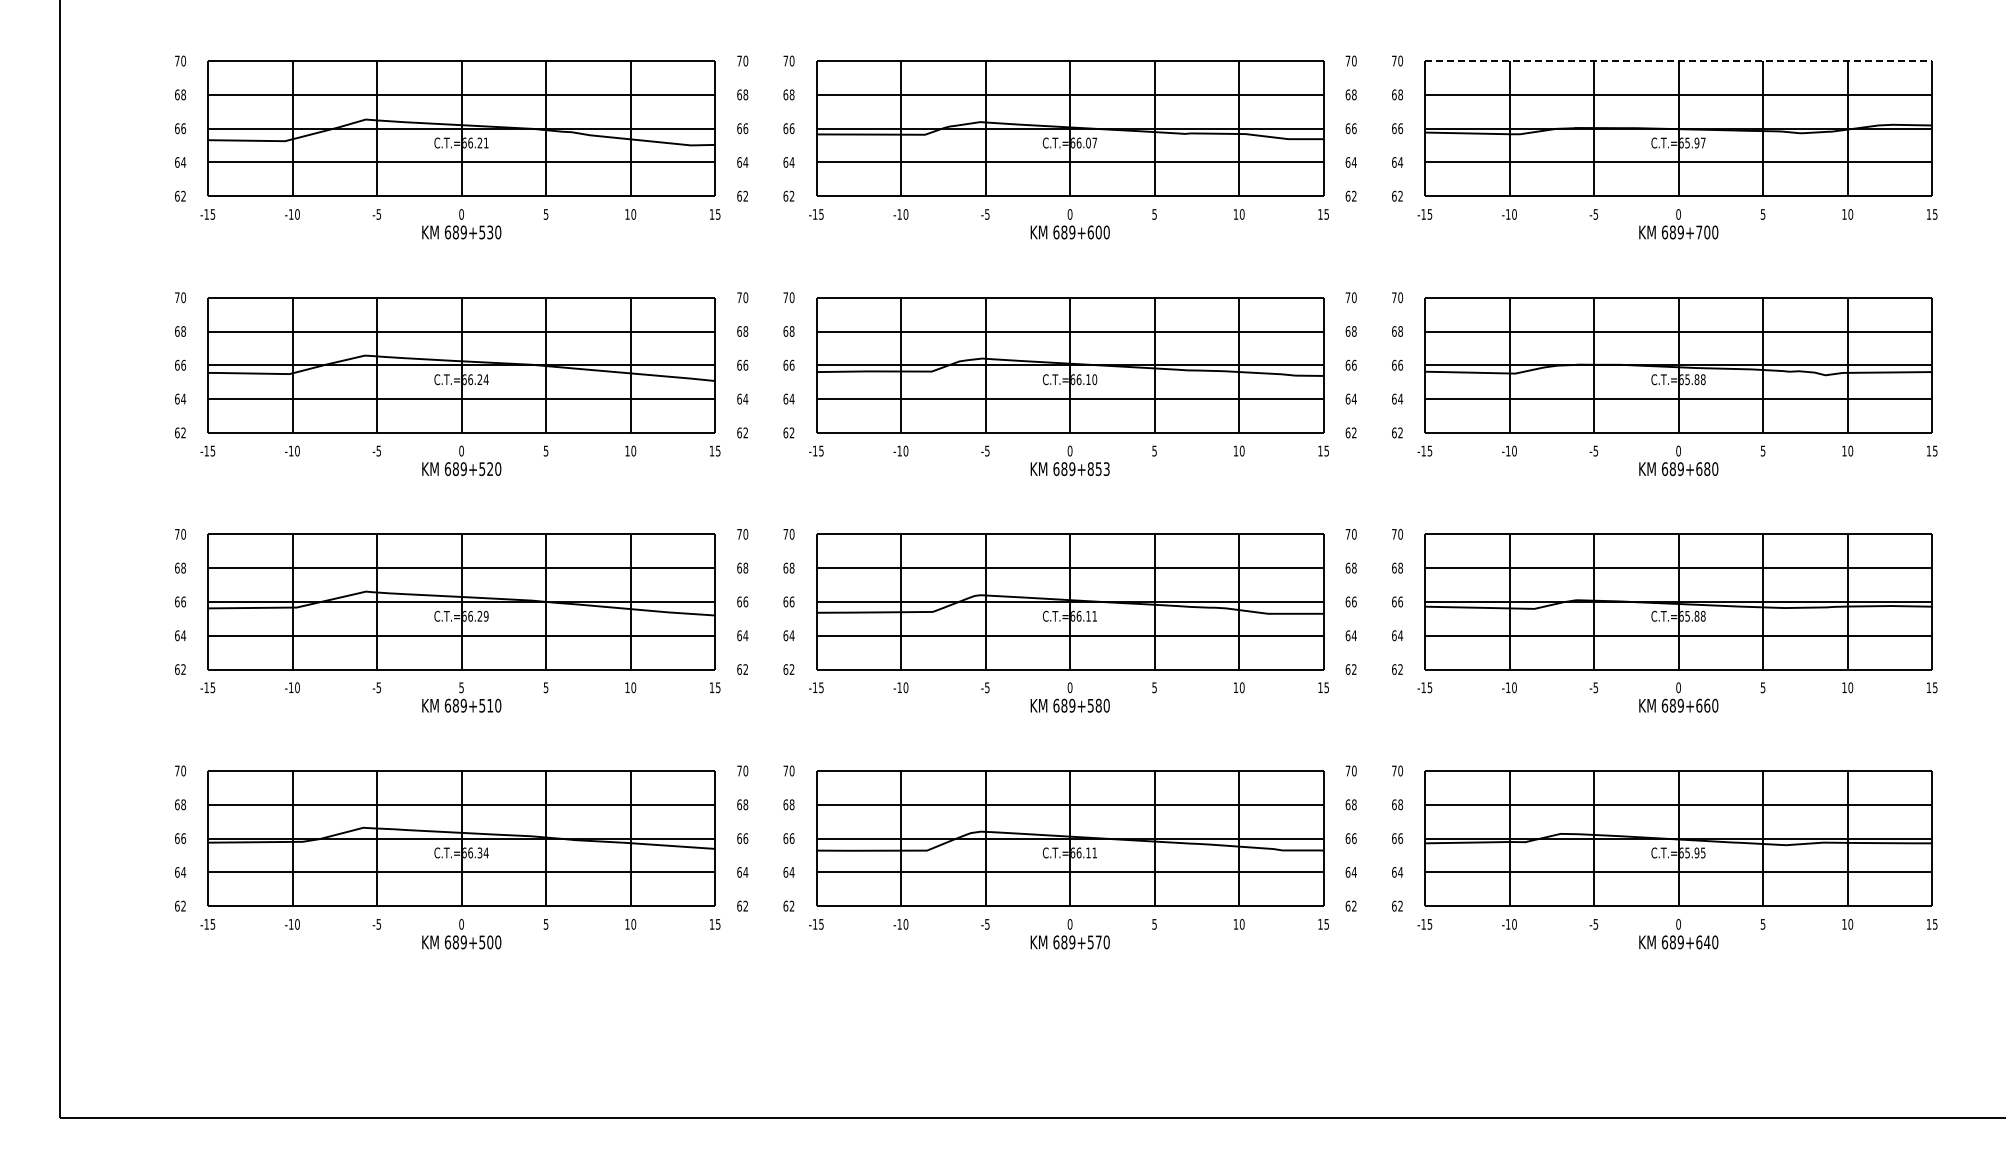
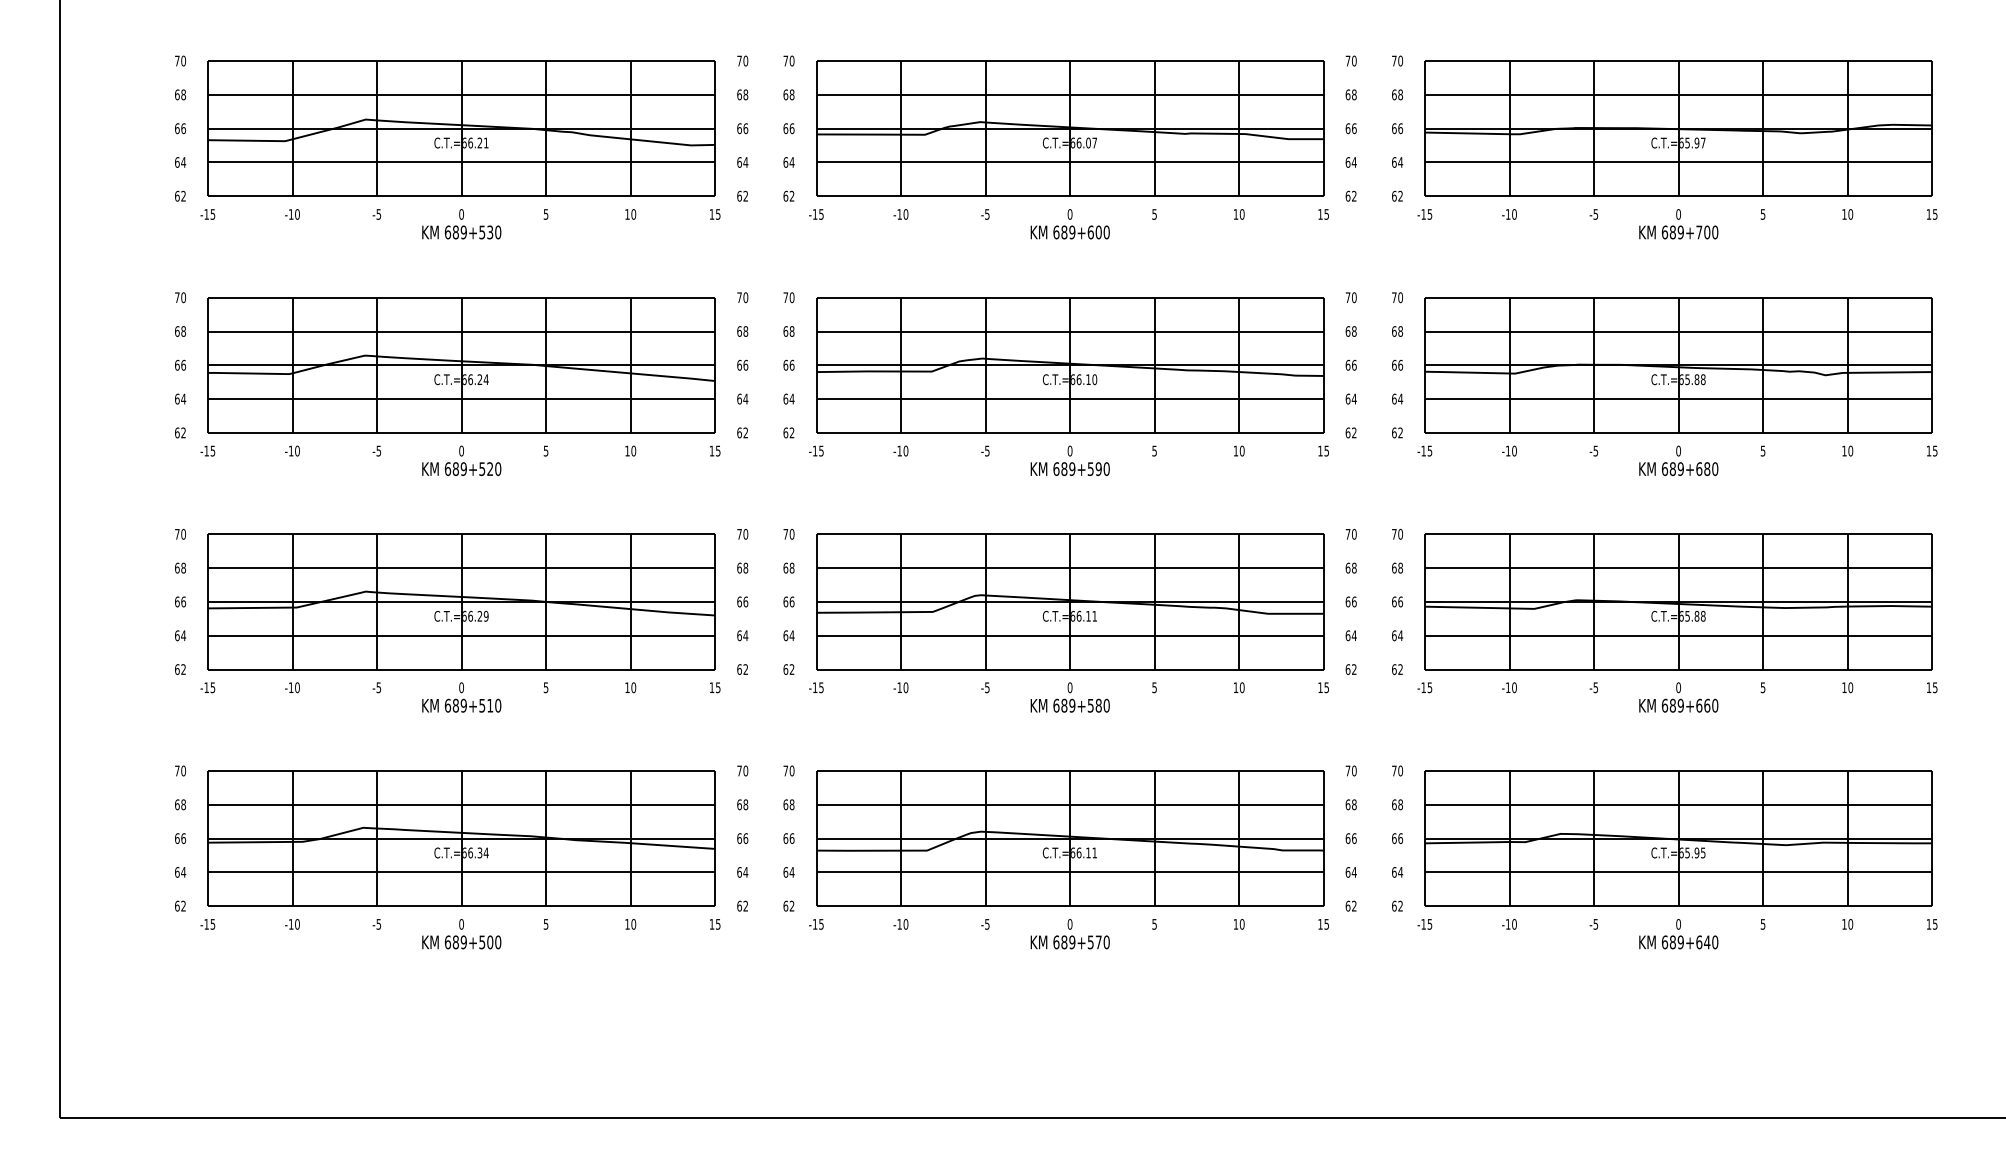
line: dashed -> solid (1678, 61)
text: 689+853 -> 689+590 (1098, 468)
text: 5 -> 0 (461, 687)
